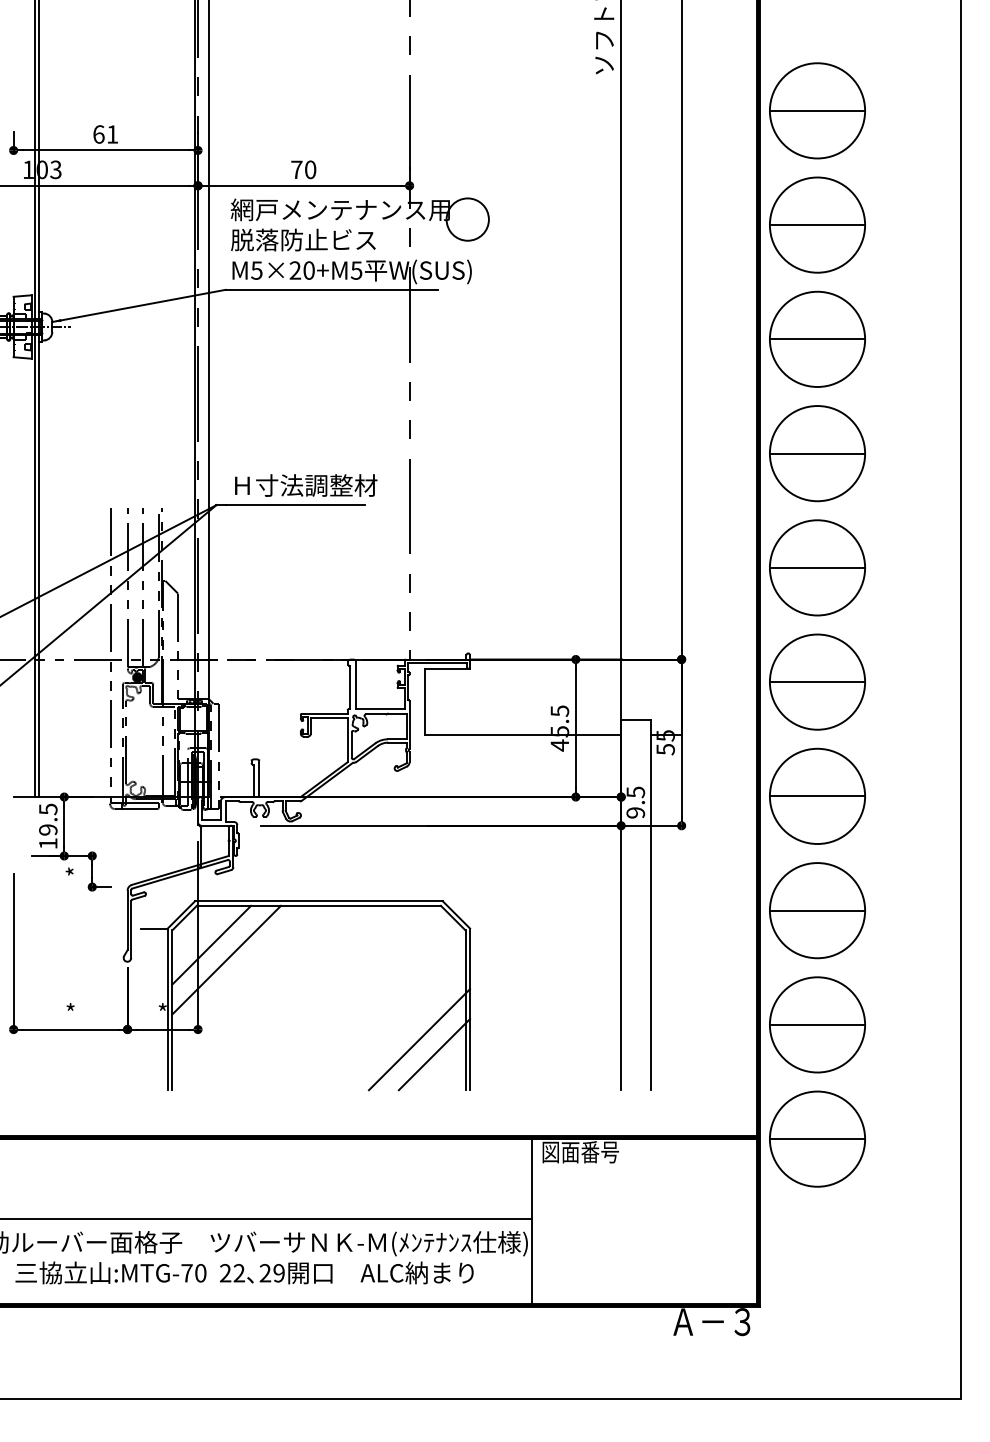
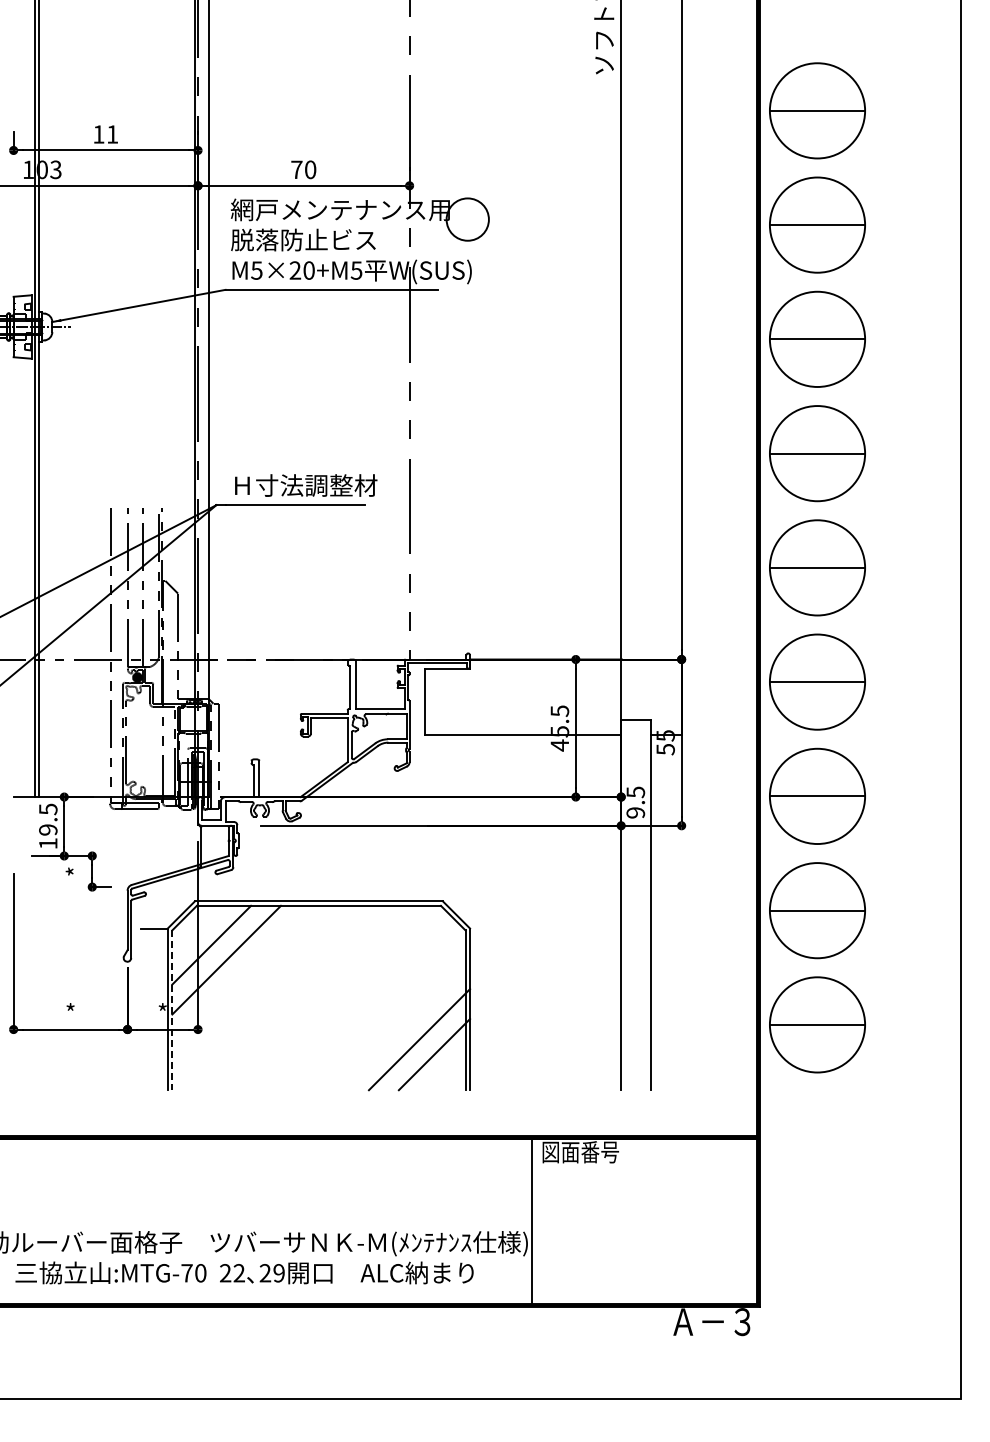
text: 61 -> 11 (98, 134)
line: solid -> dashed (172, 1010)
part: present -> none (817, 1138)
line: present -> none (266, 1218)
